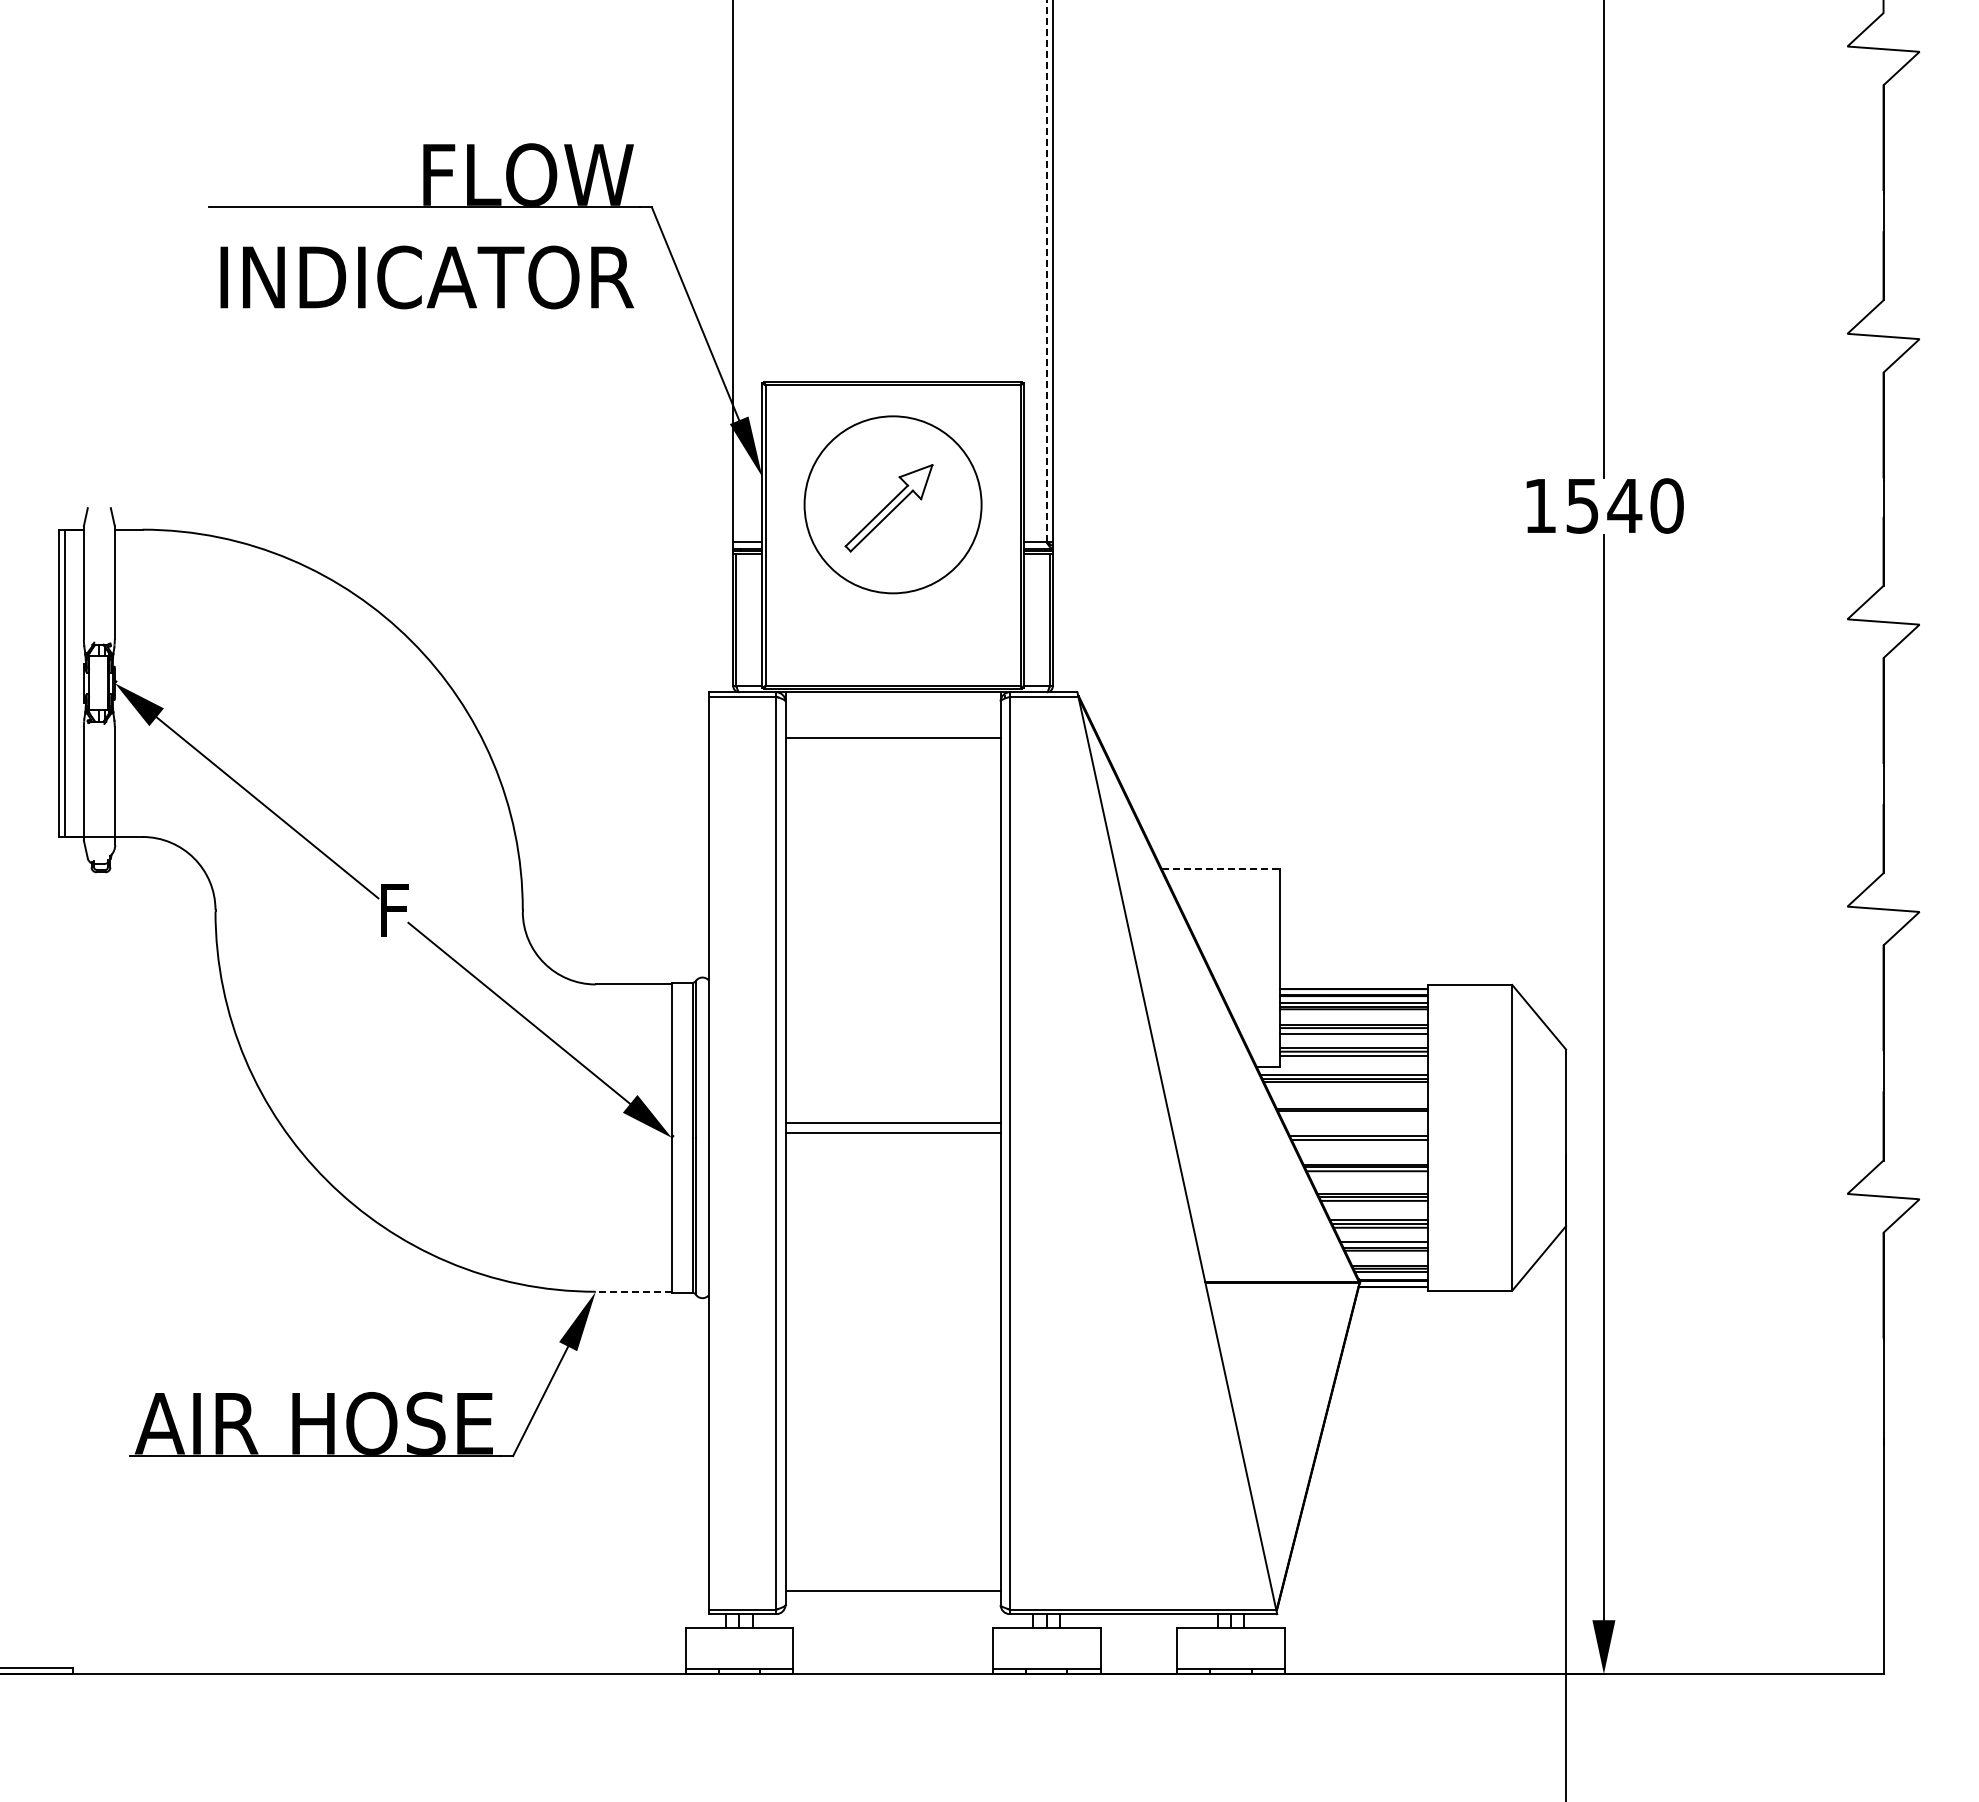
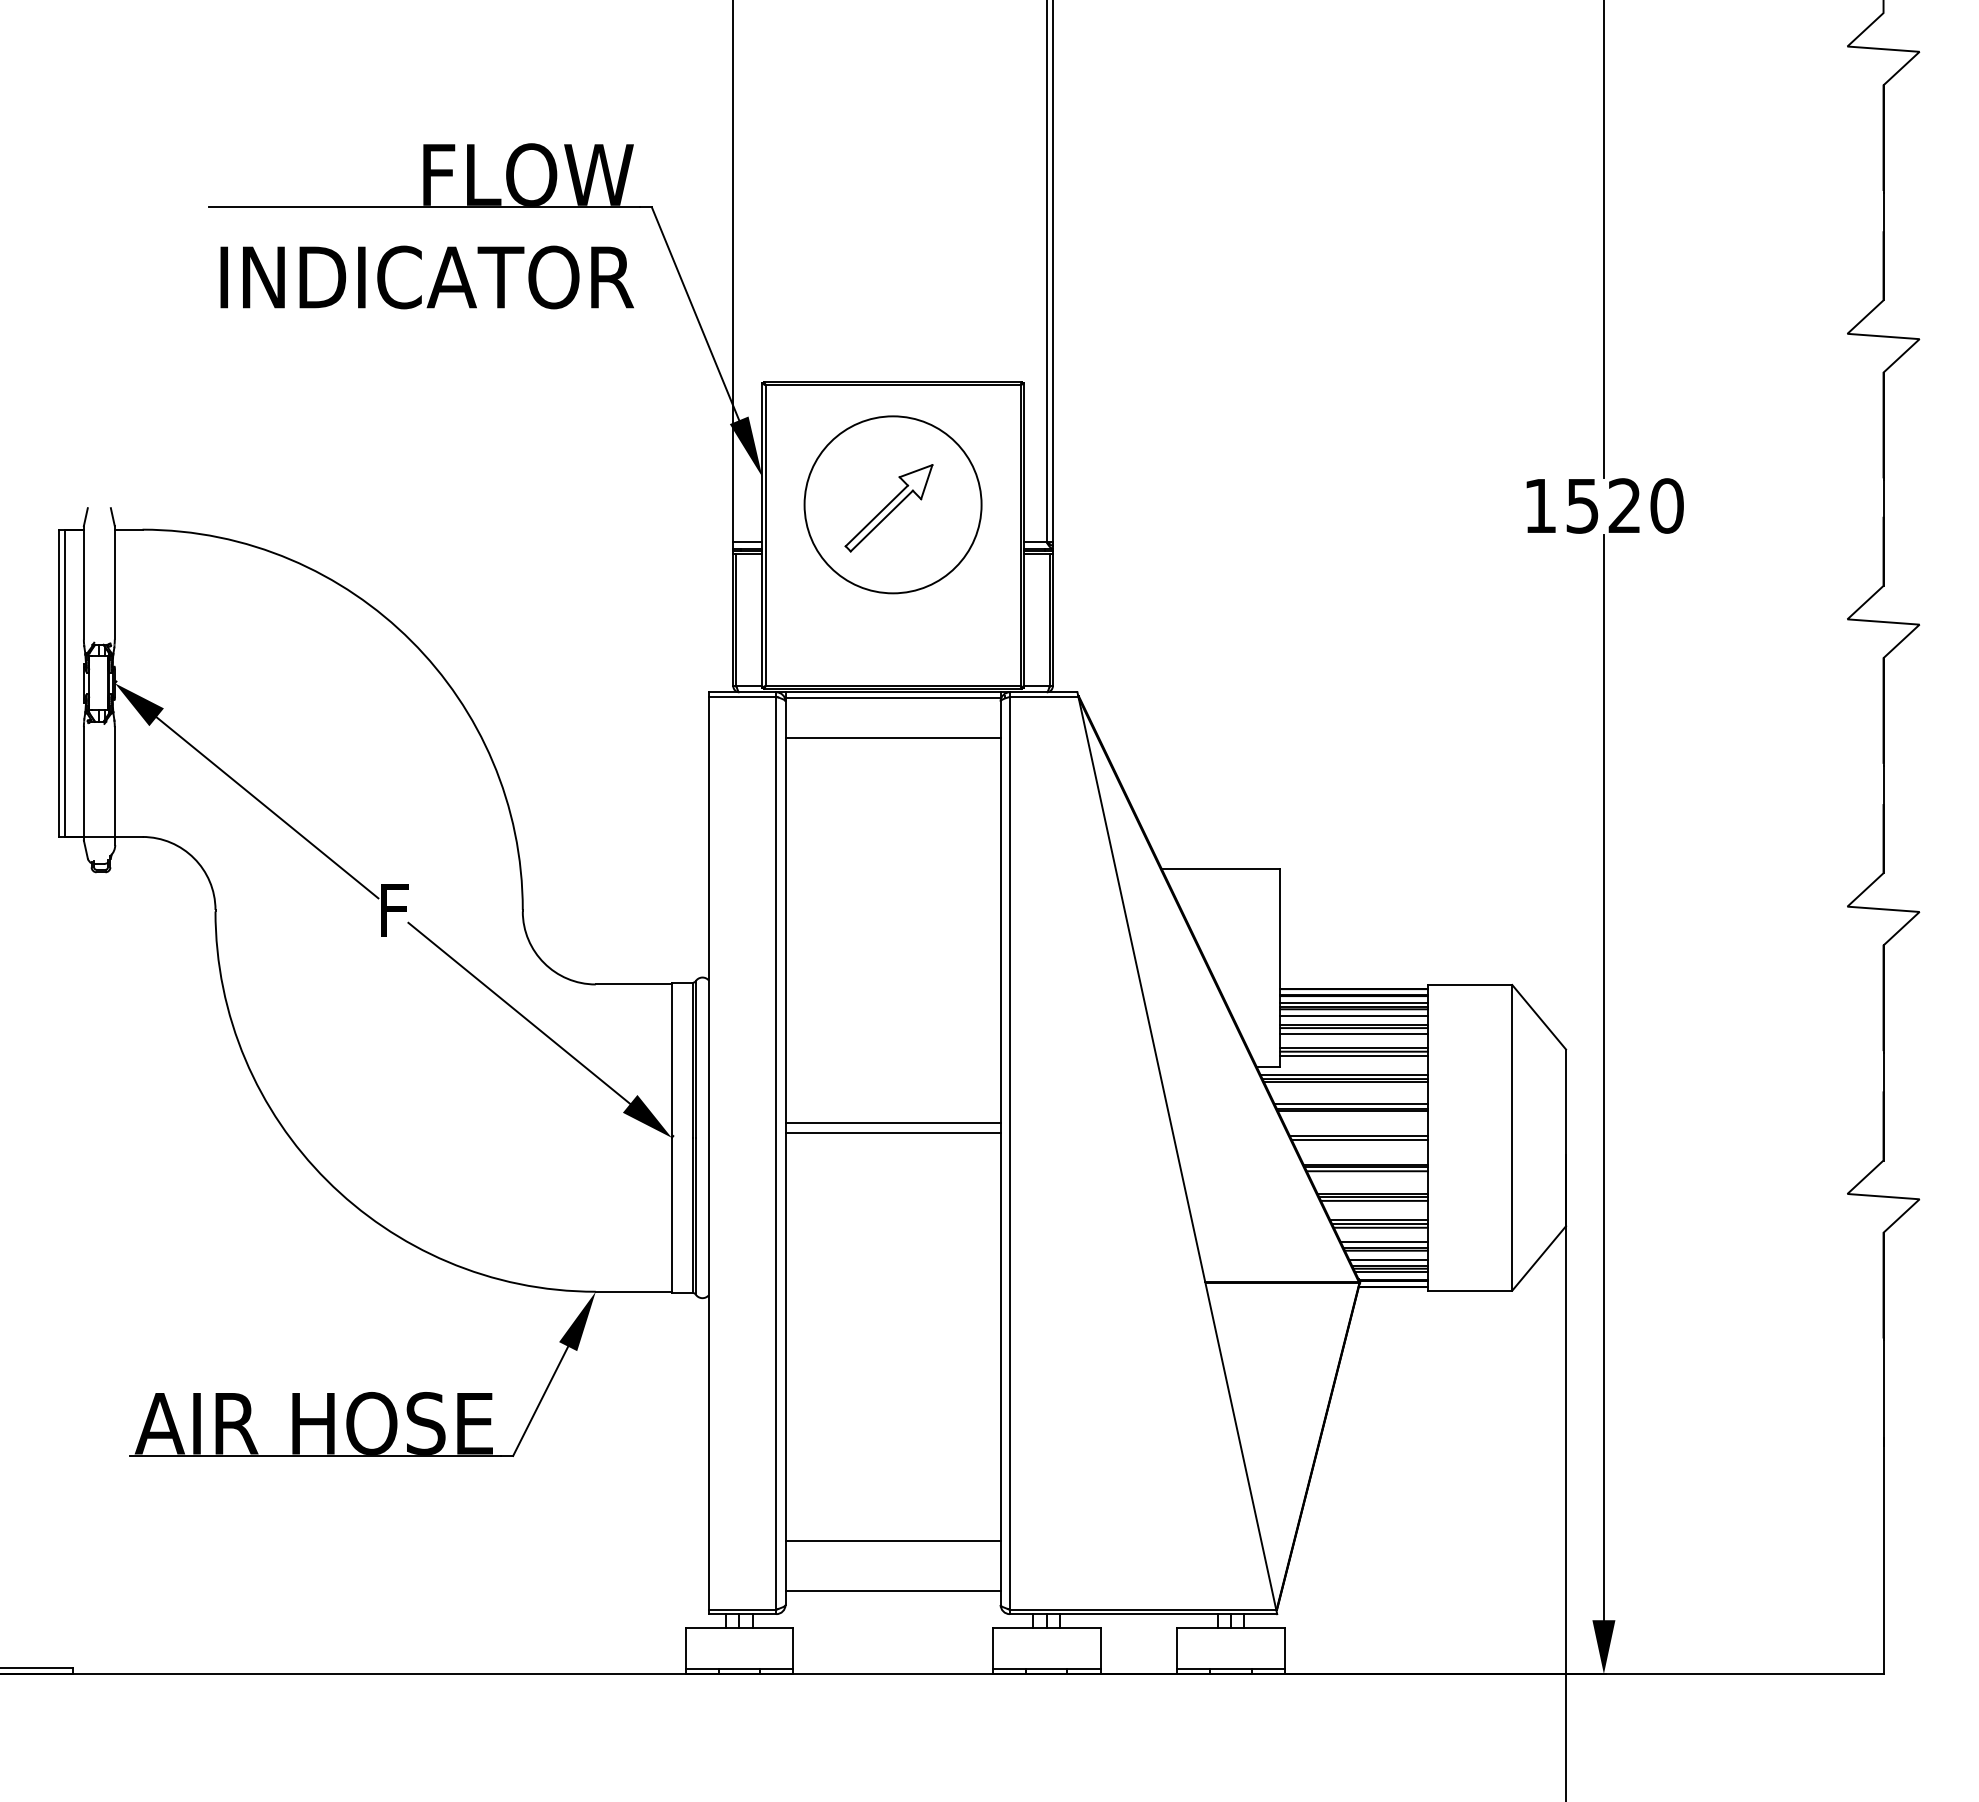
line: dashed -> solid (1046, 271)
text: 1540 -> 1520 (1624, 505)
line: none -> present (892, 698)
line: dashed -> solid (1221, 868)
line: none -> present (1353, 1015)
line: none -> present (1350, 1104)
line: none -> present (1388, 1259)
line: dashed -> solid (633, 1291)
line: none -> present (892, 1540)
